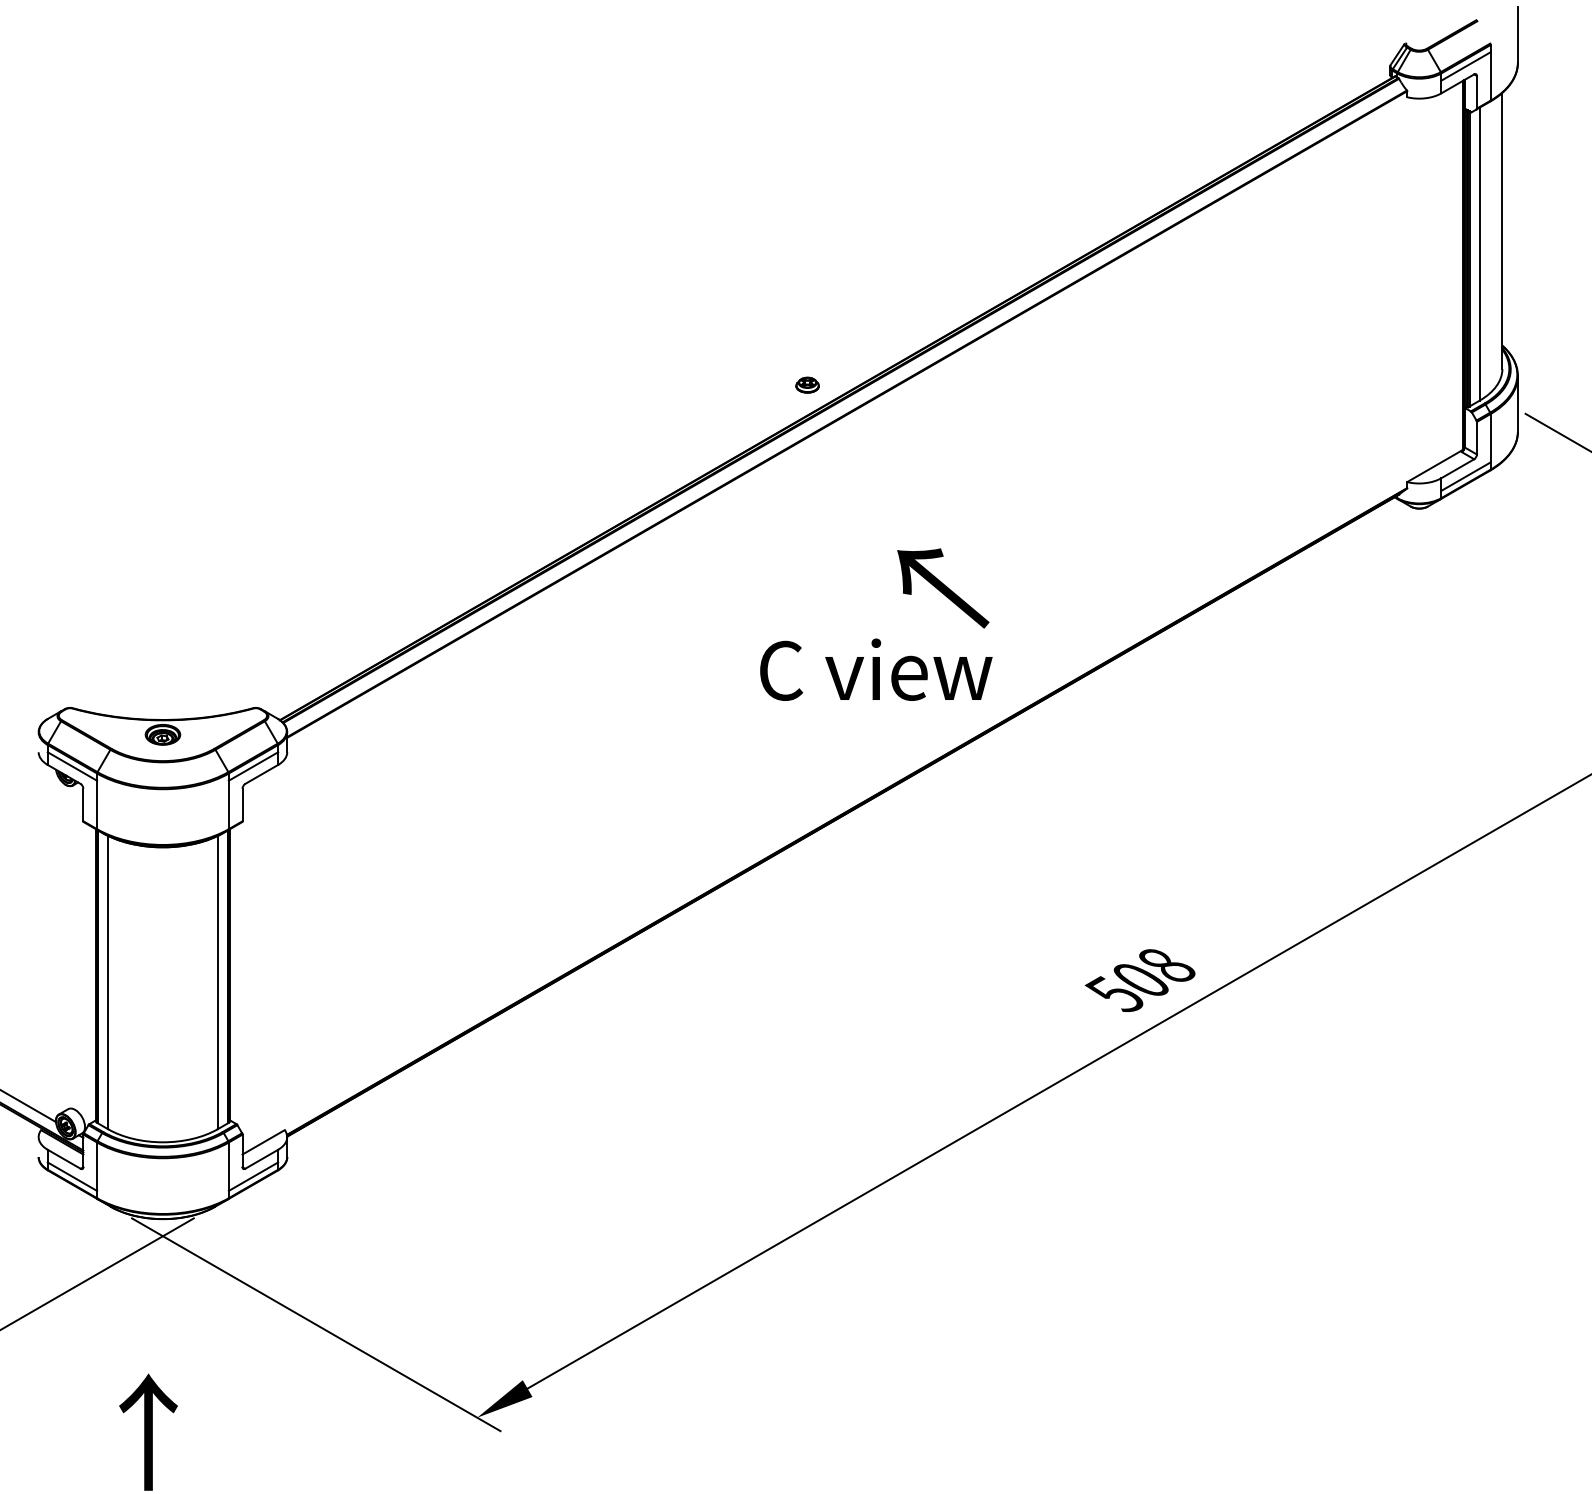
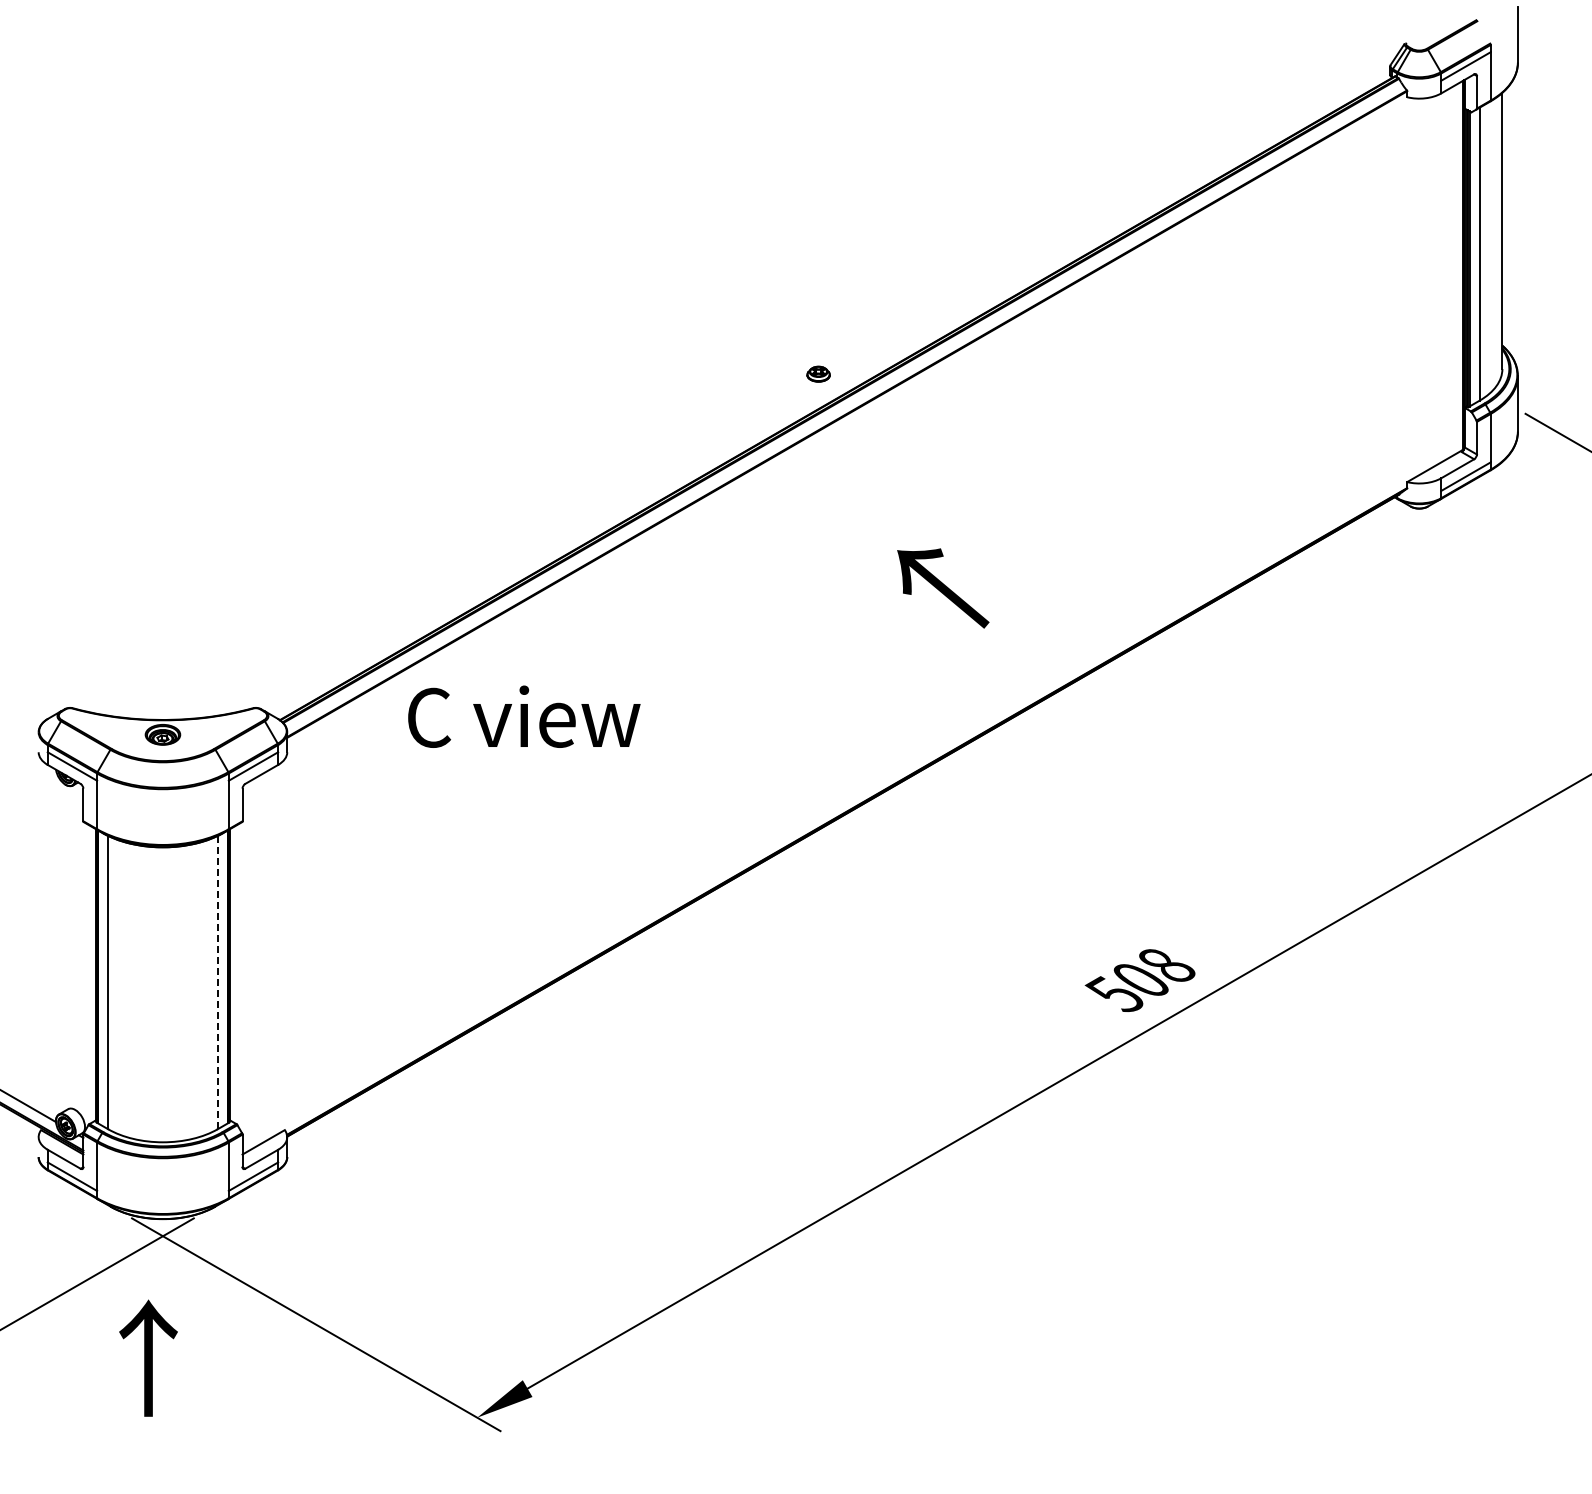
part position: (807, 384) -> (818, 373) (818, 373)
text position: (876, 669) -> (524, 716) (524, 716)
line: solid -> dashed (217, 982)
text position: (148, 1431) -> (148, 1357) (148, 1357)
